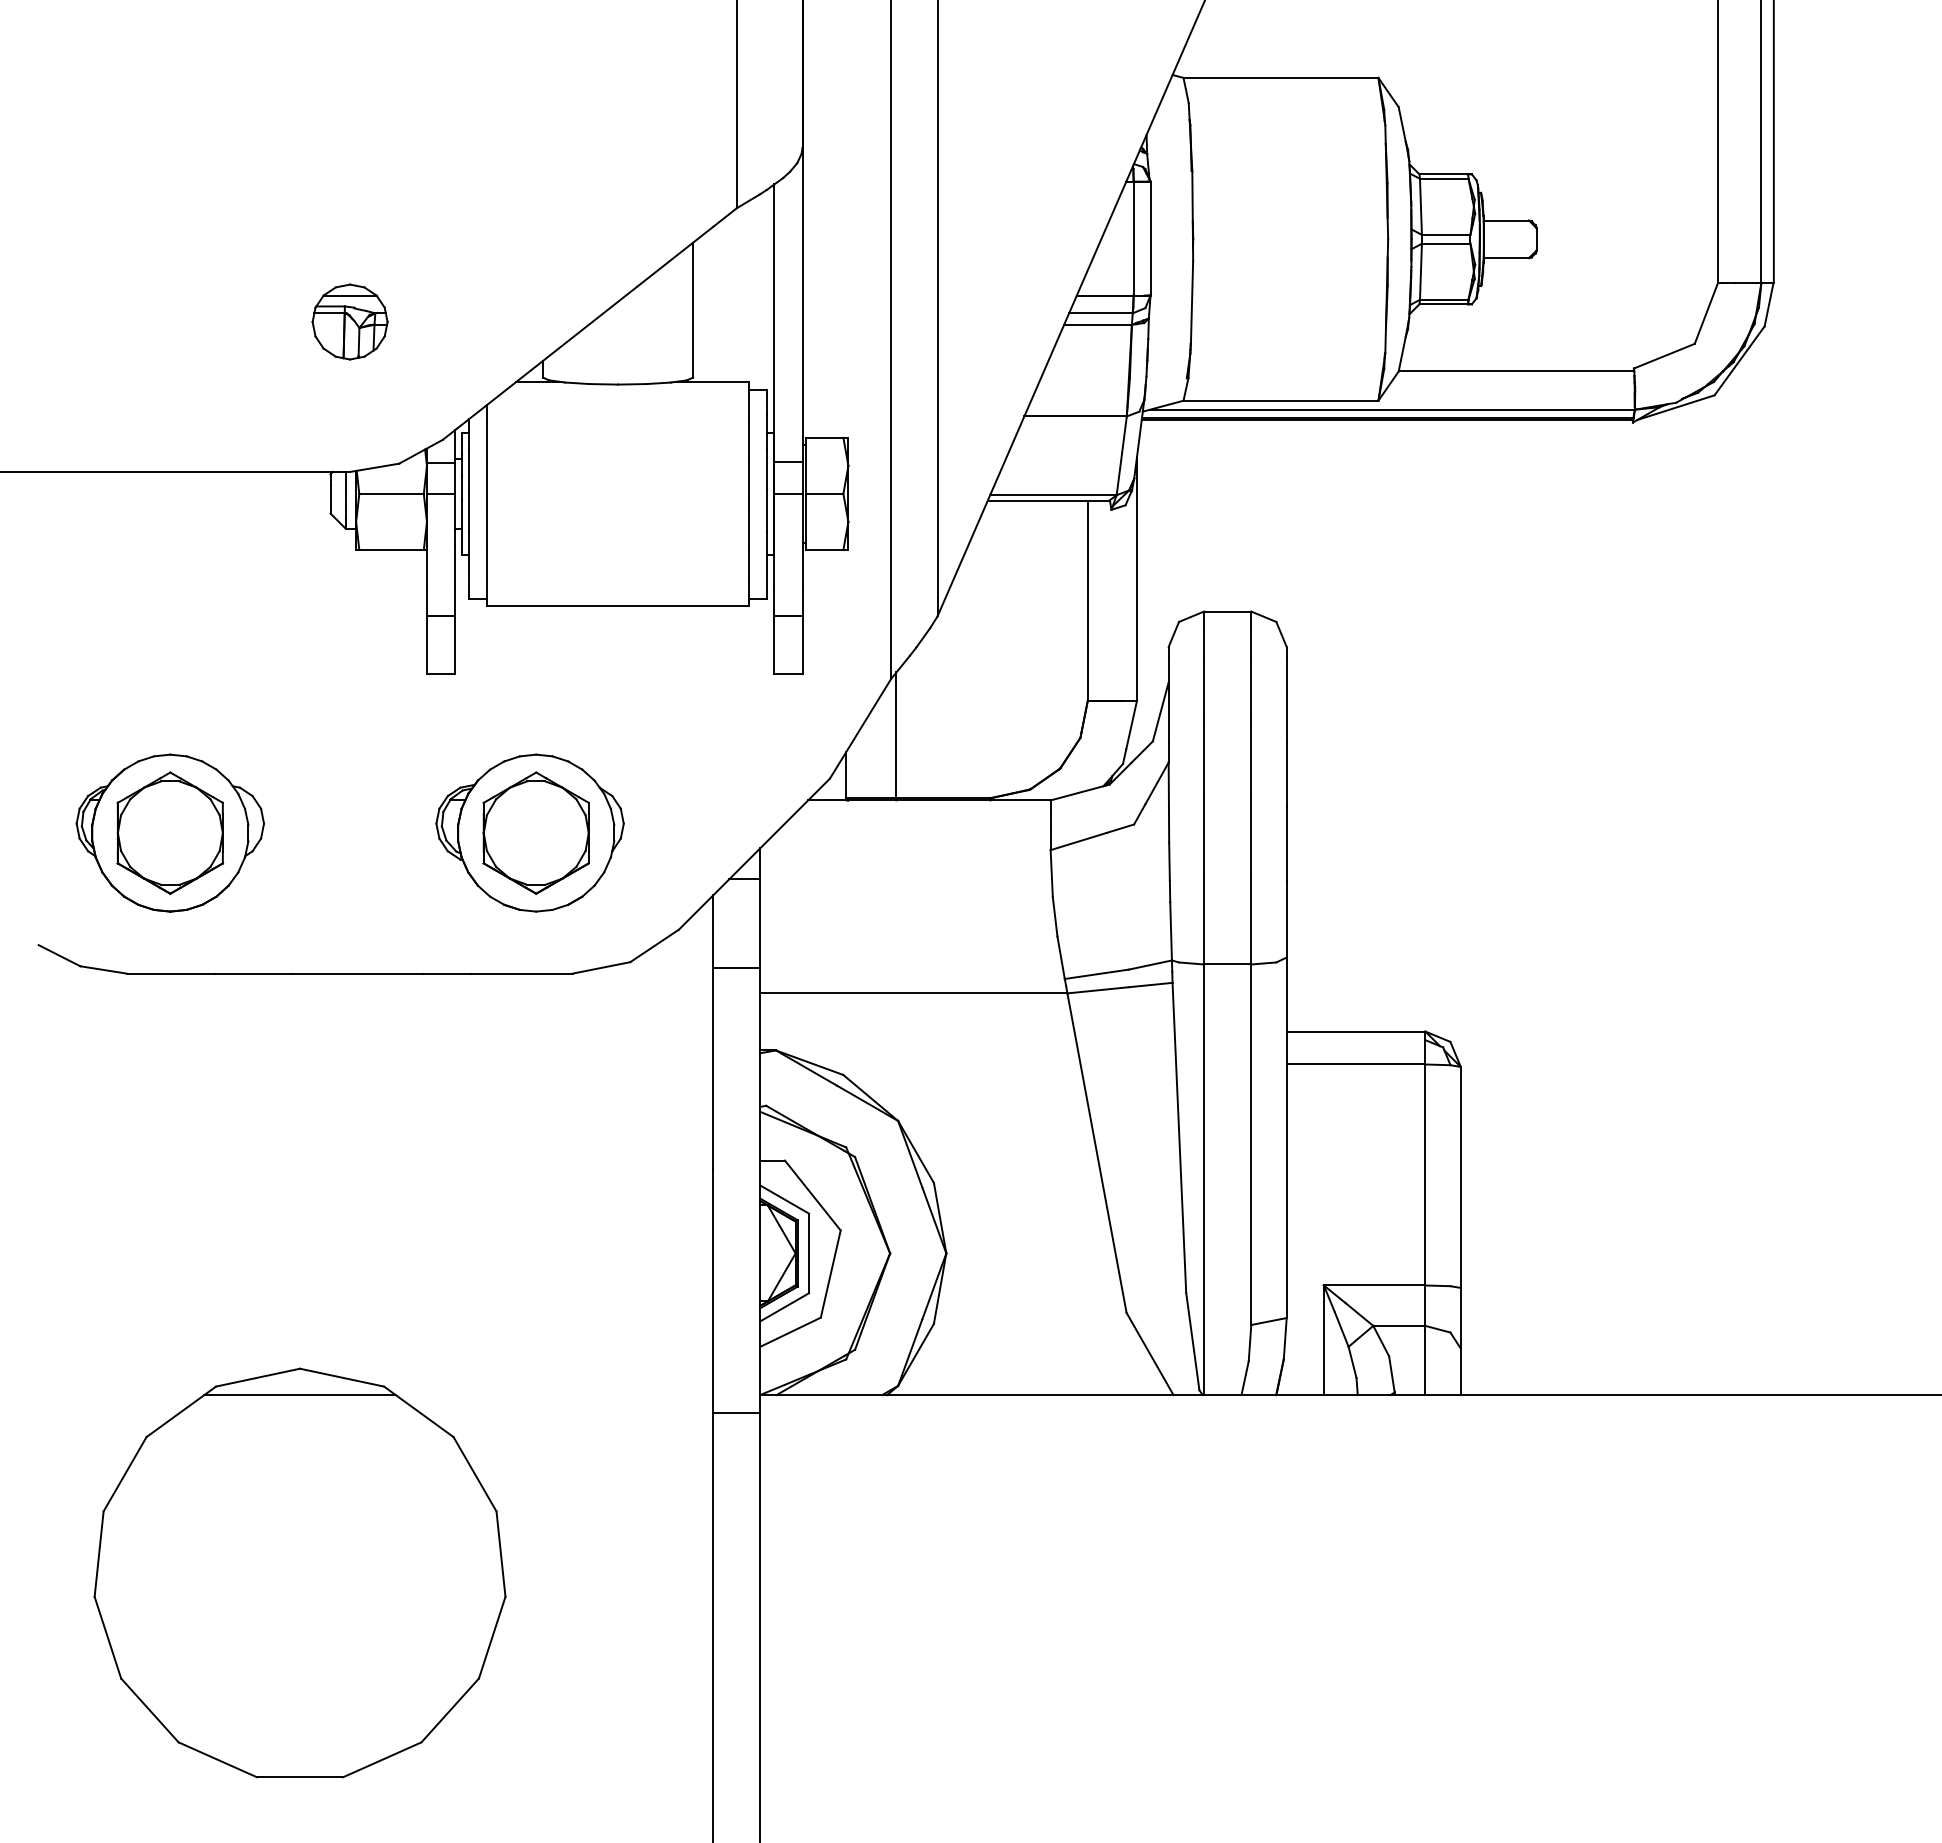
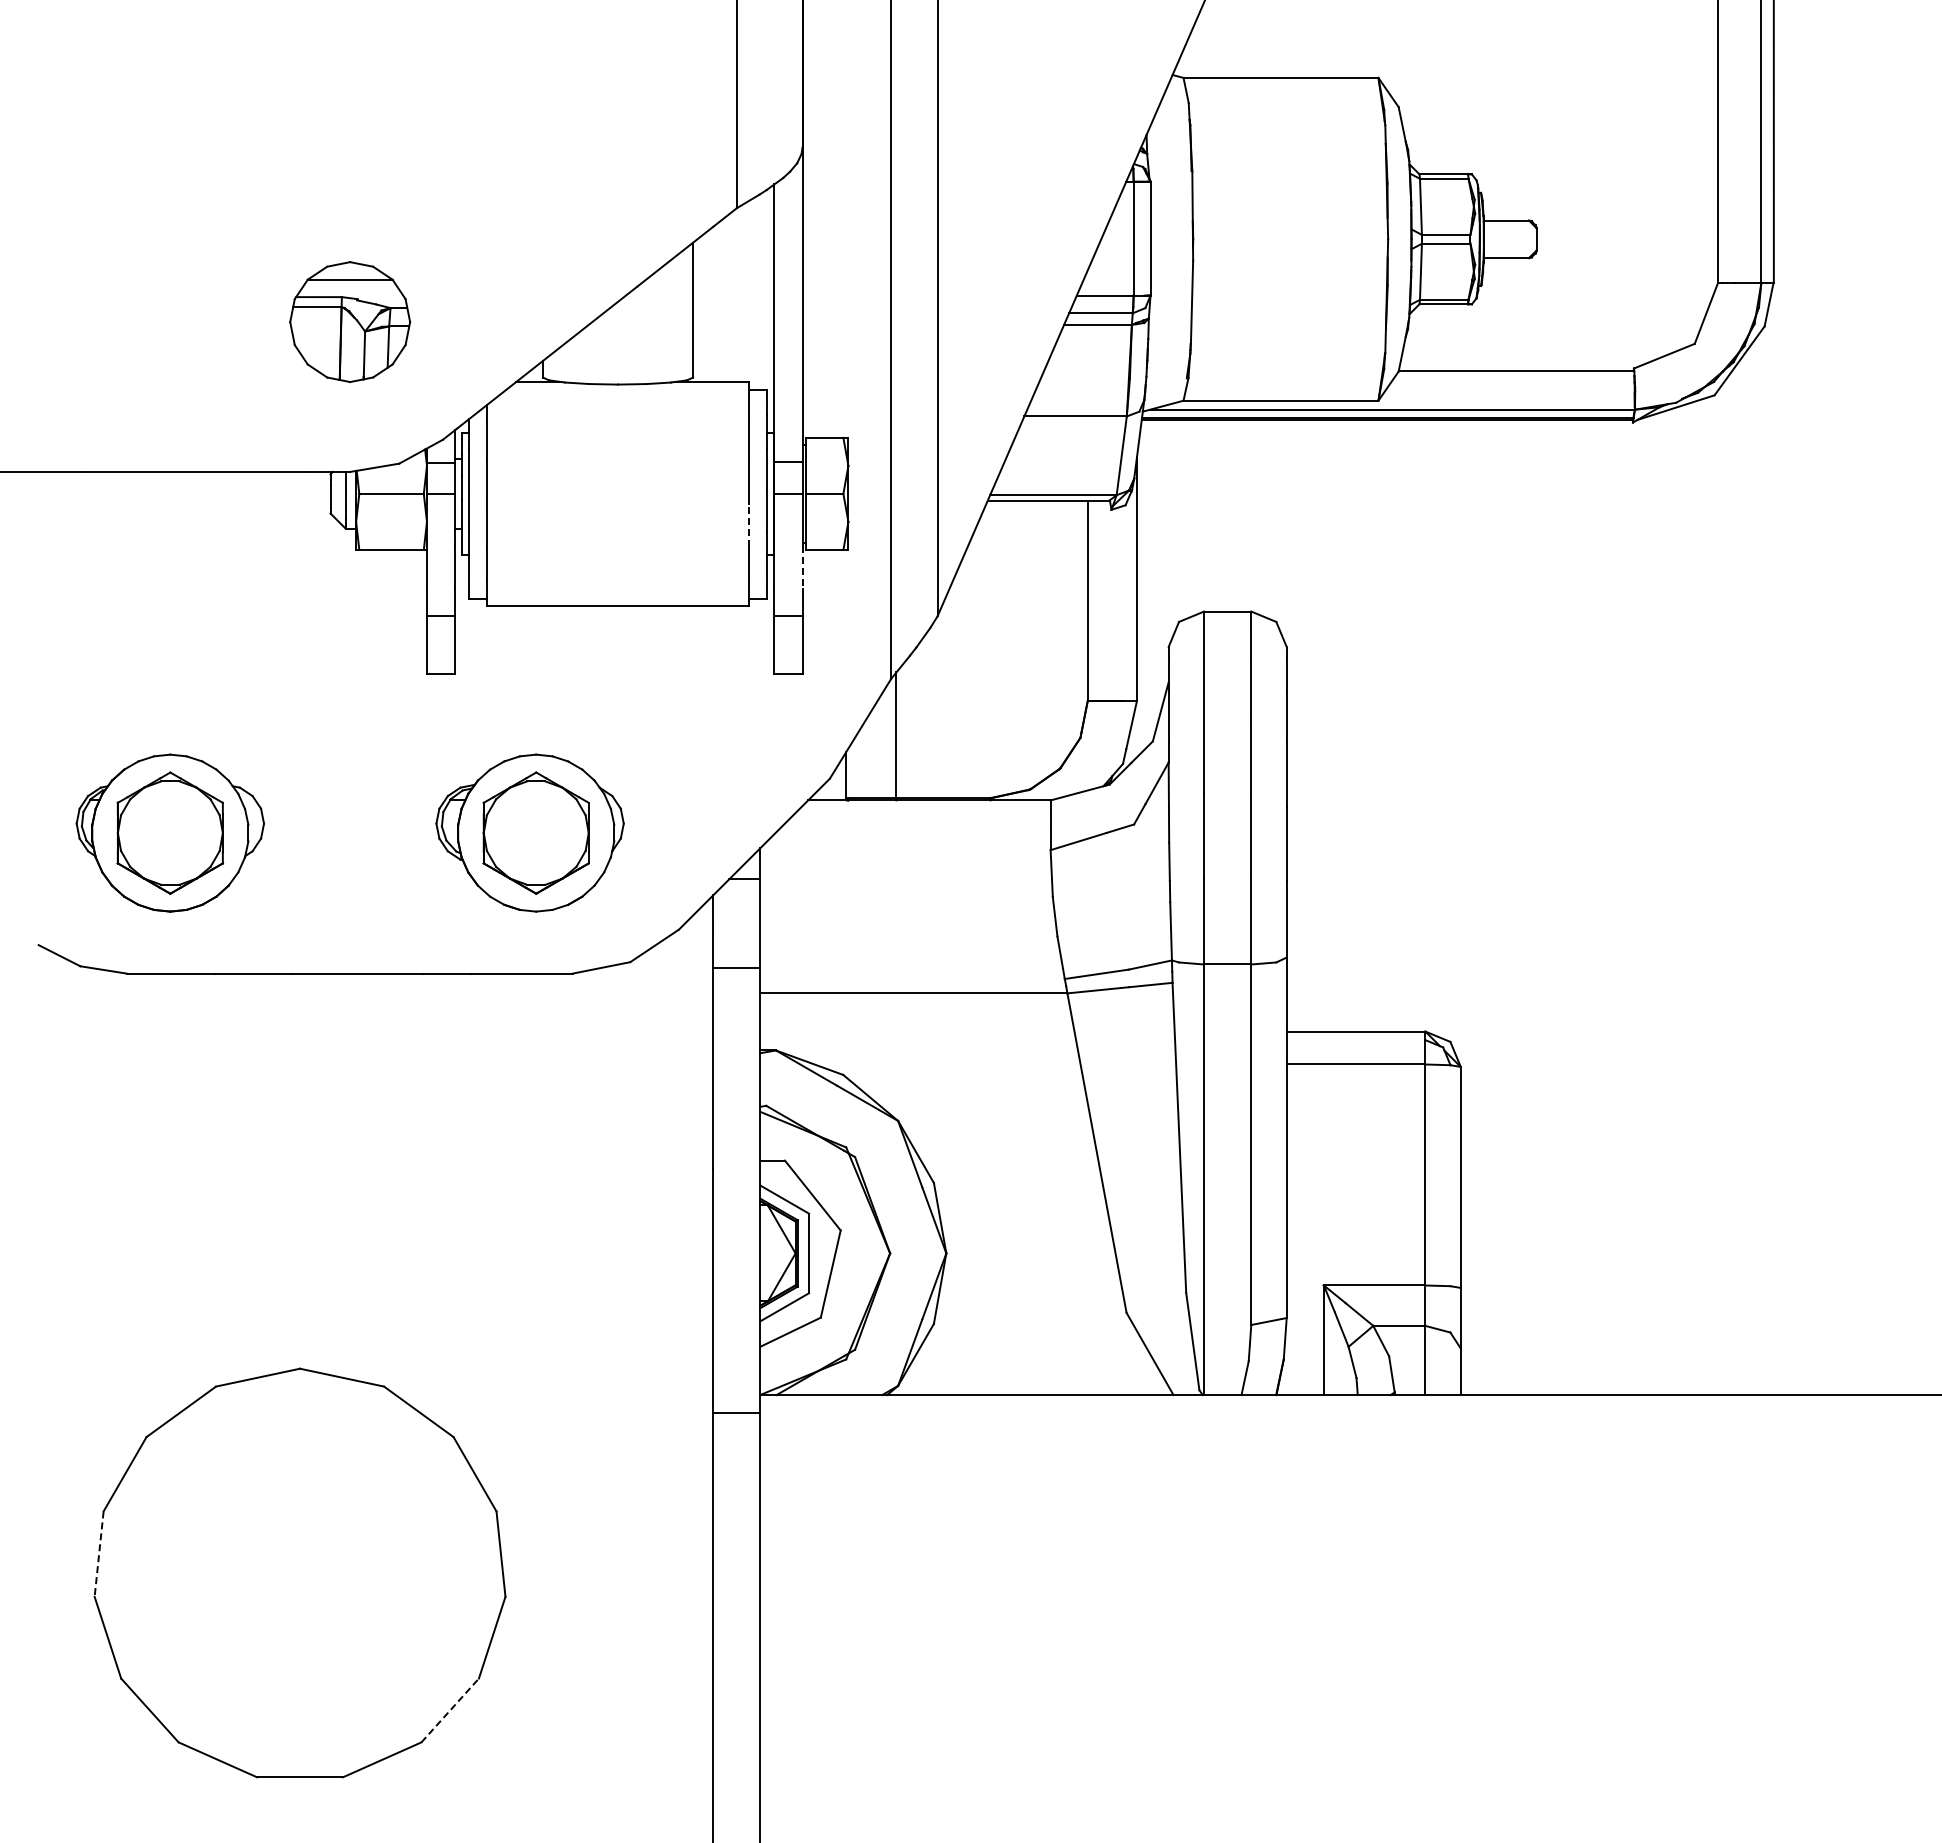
part size: 78x78 px -> 123x122 px (350, 321)
line: solid -> dashed (749, 525)
line: solid -> dashed (802, 567)
line: present -> none (299, 1395)
line: solid -> dashed (99, 1554)
line: solid -> dashed (450, 1710)
